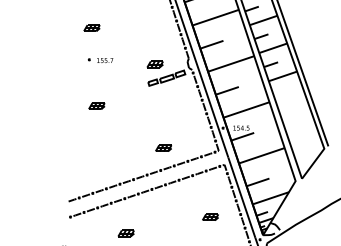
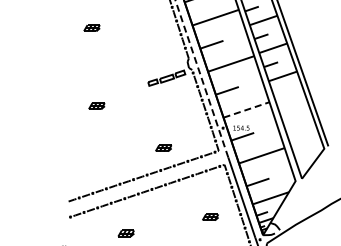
part: present -> none (100, 60)
part: present -> none (154, 64)
line: solid -> dashed (201, 79)
line: solid -> dashed (247, 109)
